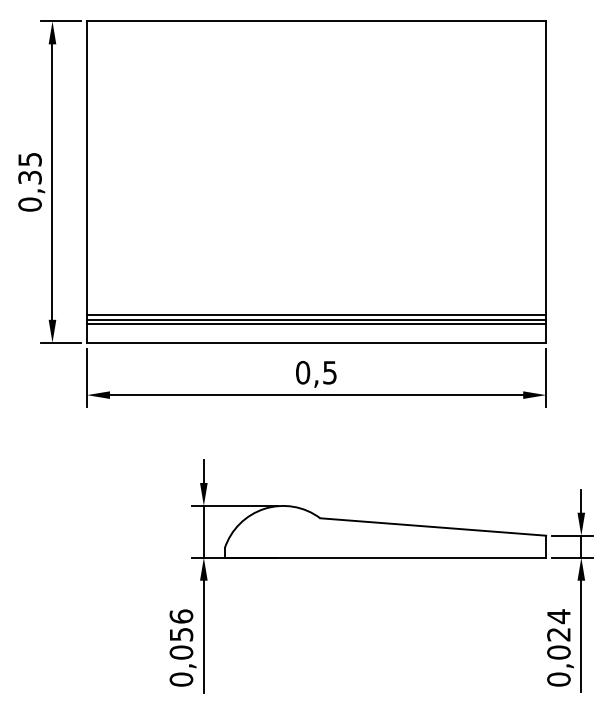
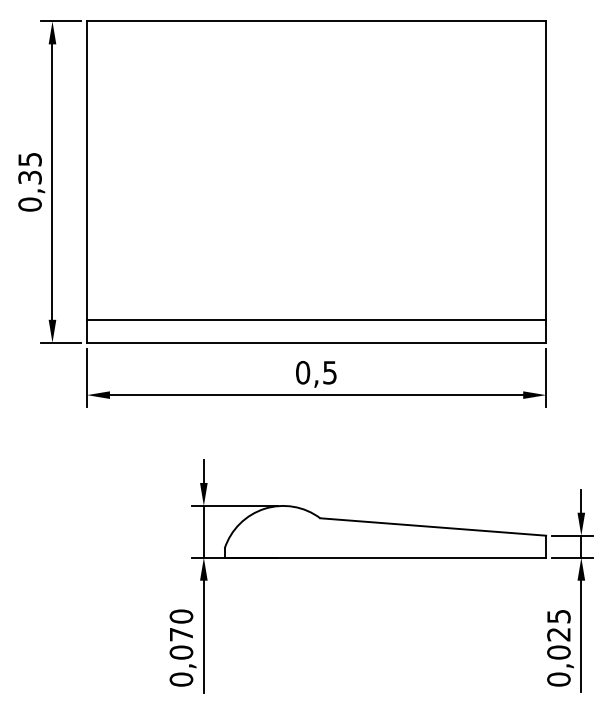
line: present -> none (316, 315)
line: present -> none (316, 324)
text: 0,024 -> 0,025 (558, 616)
text: 0,056 -> 0,070 (181, 625)
